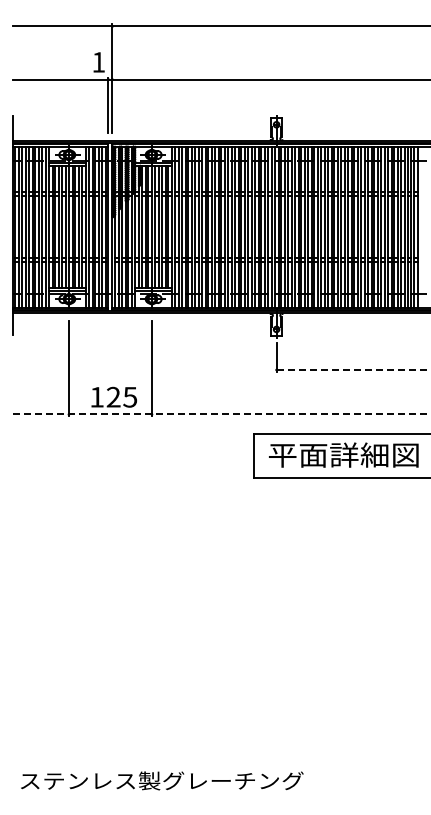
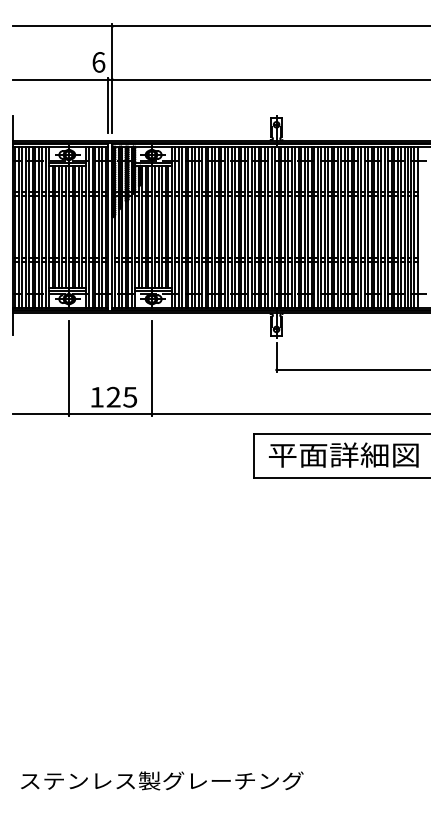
text: 1 -> 6 (98, 62)
line: dashed -> solid (353, 369)
line: dashed -> solid (221, 414)
